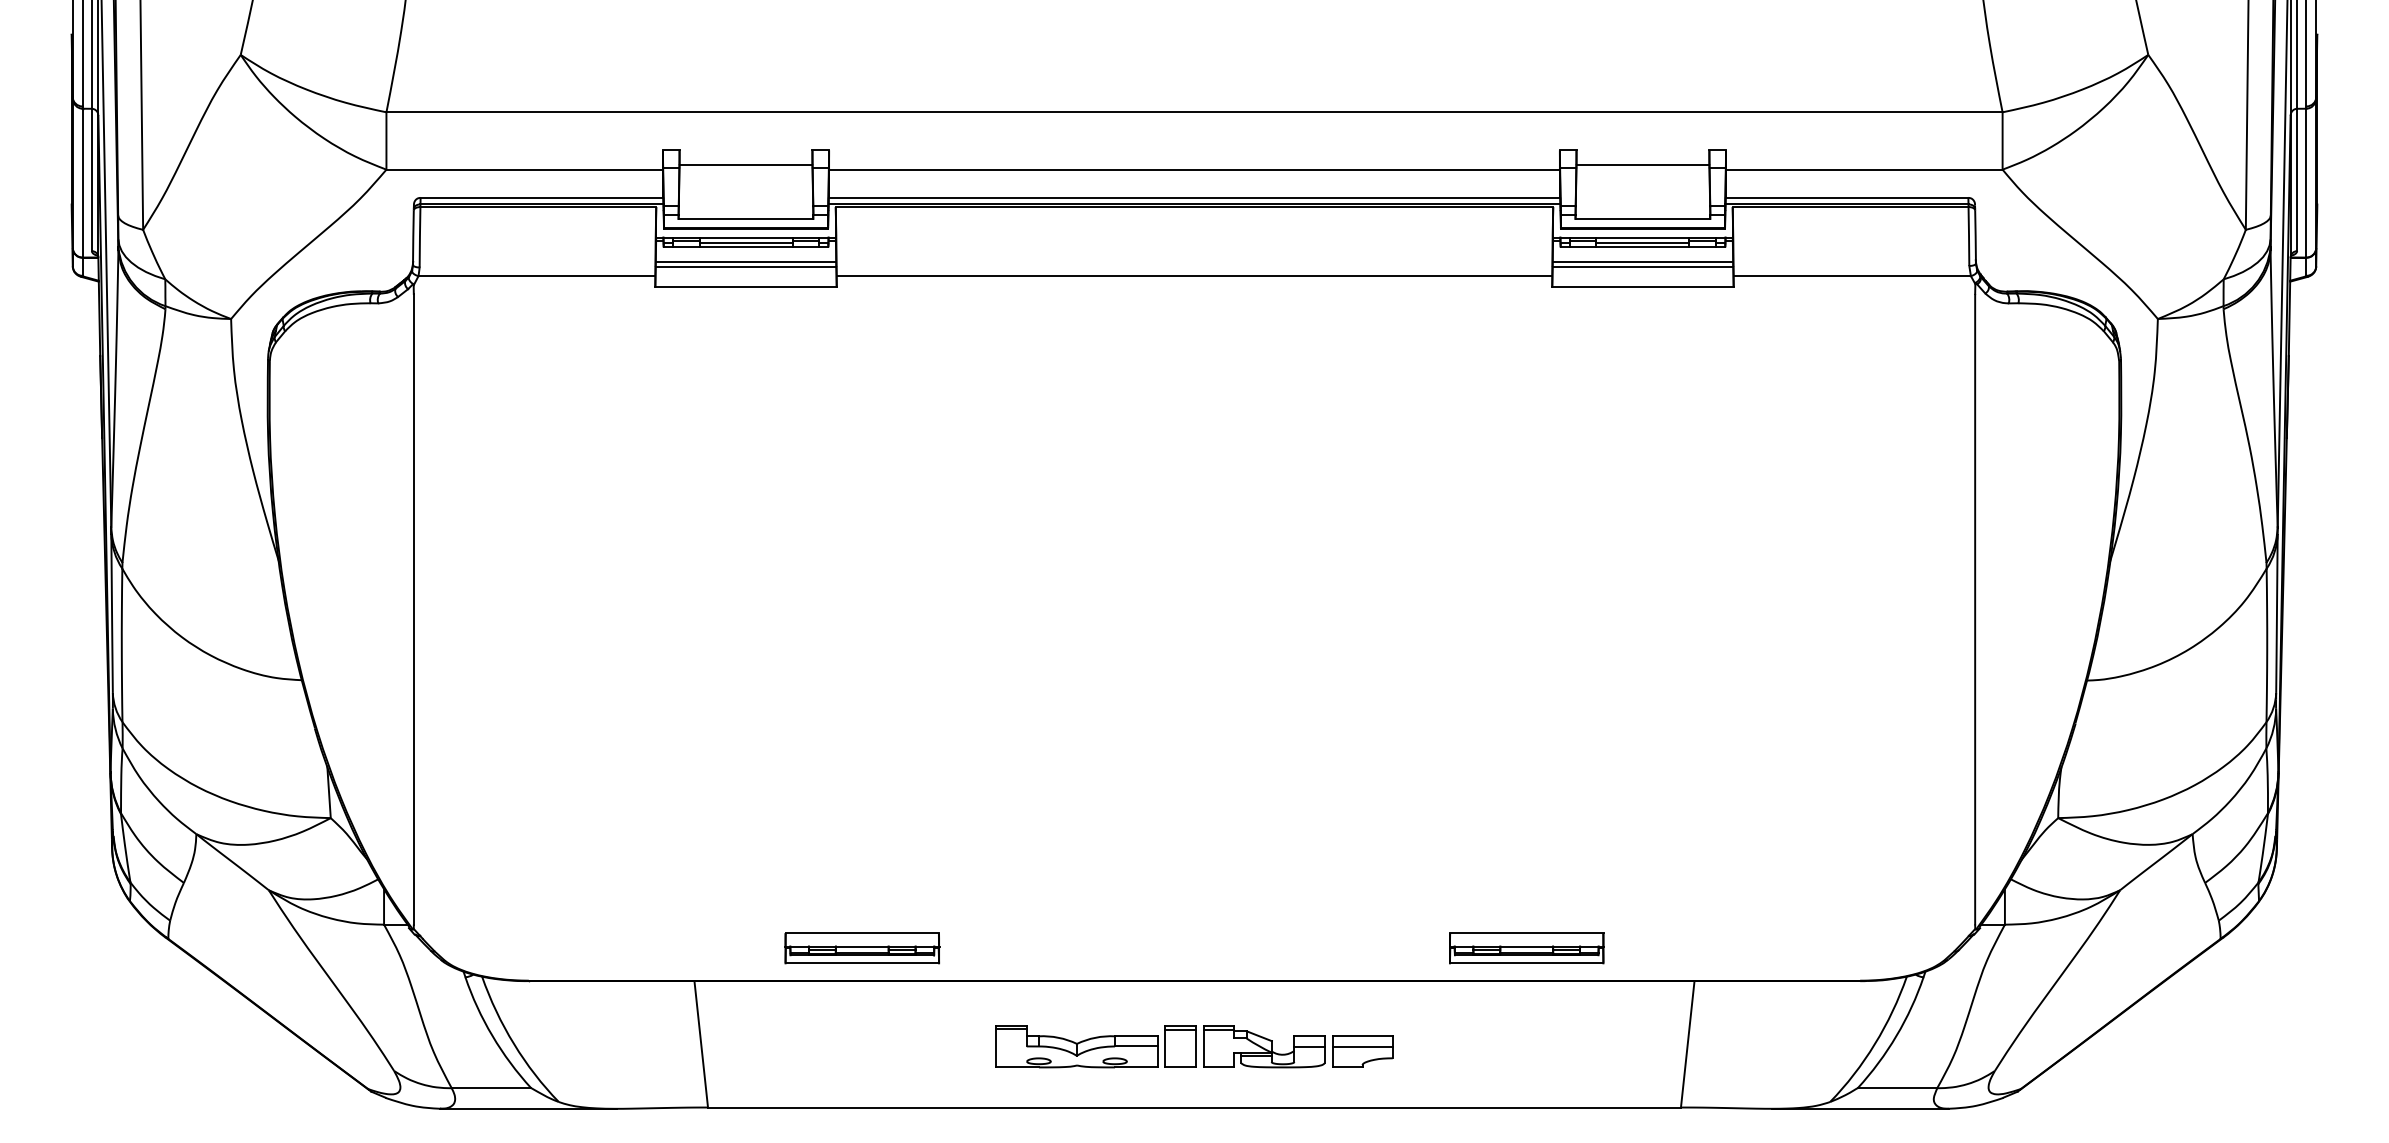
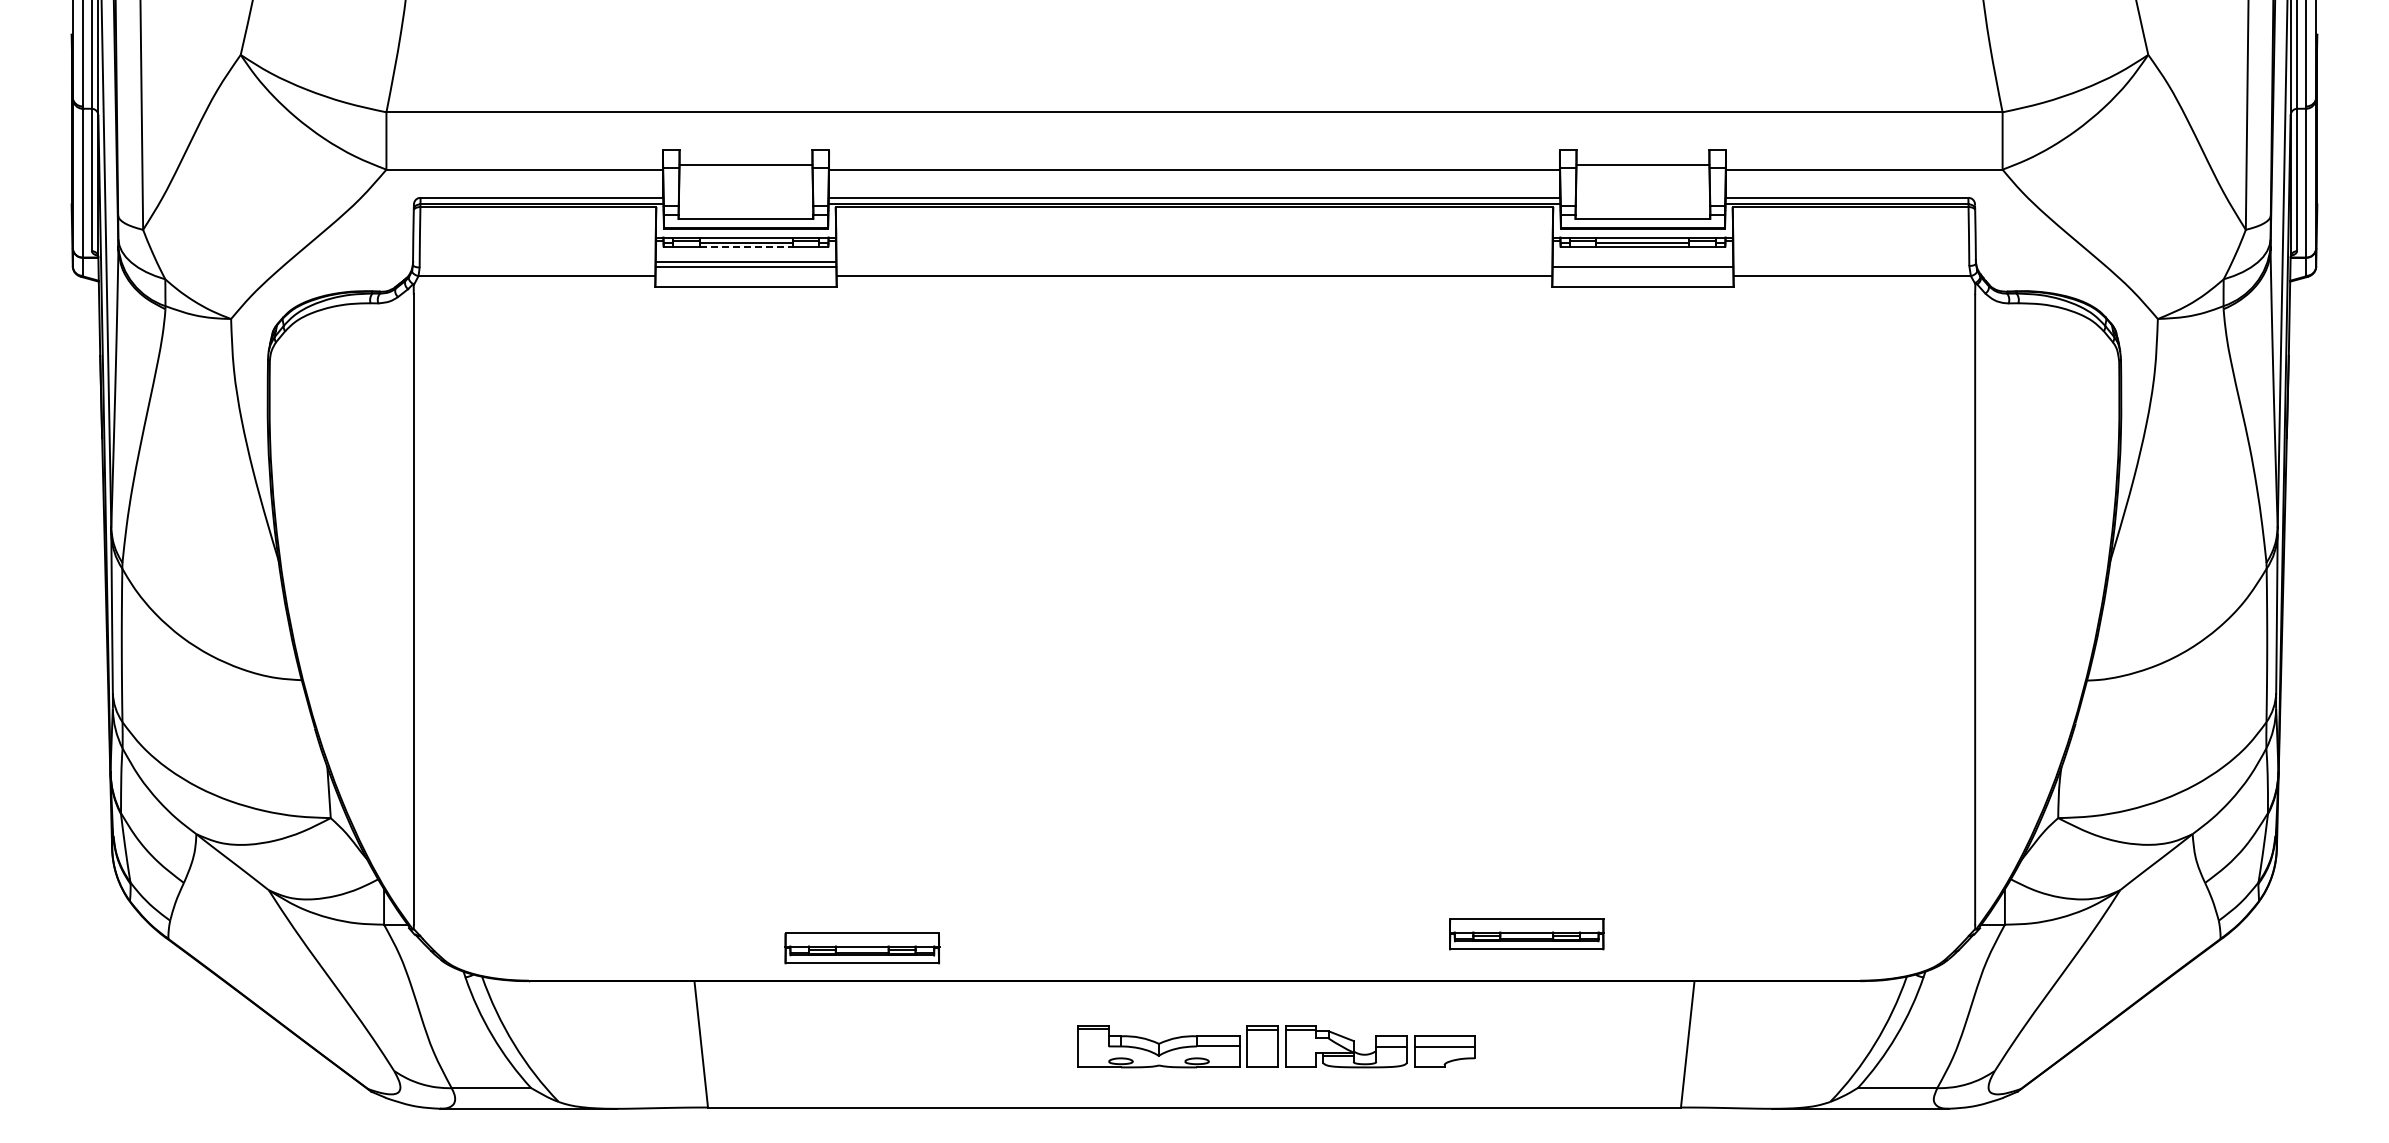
line: solid -> dashed (746, 247)
line: present -> none (1642, 261)
part position: (1526, 948) -> (1526, 934) (1526, 934)
part position: (1194, 1046) -> (1276, 1046) (1276, 1046)
